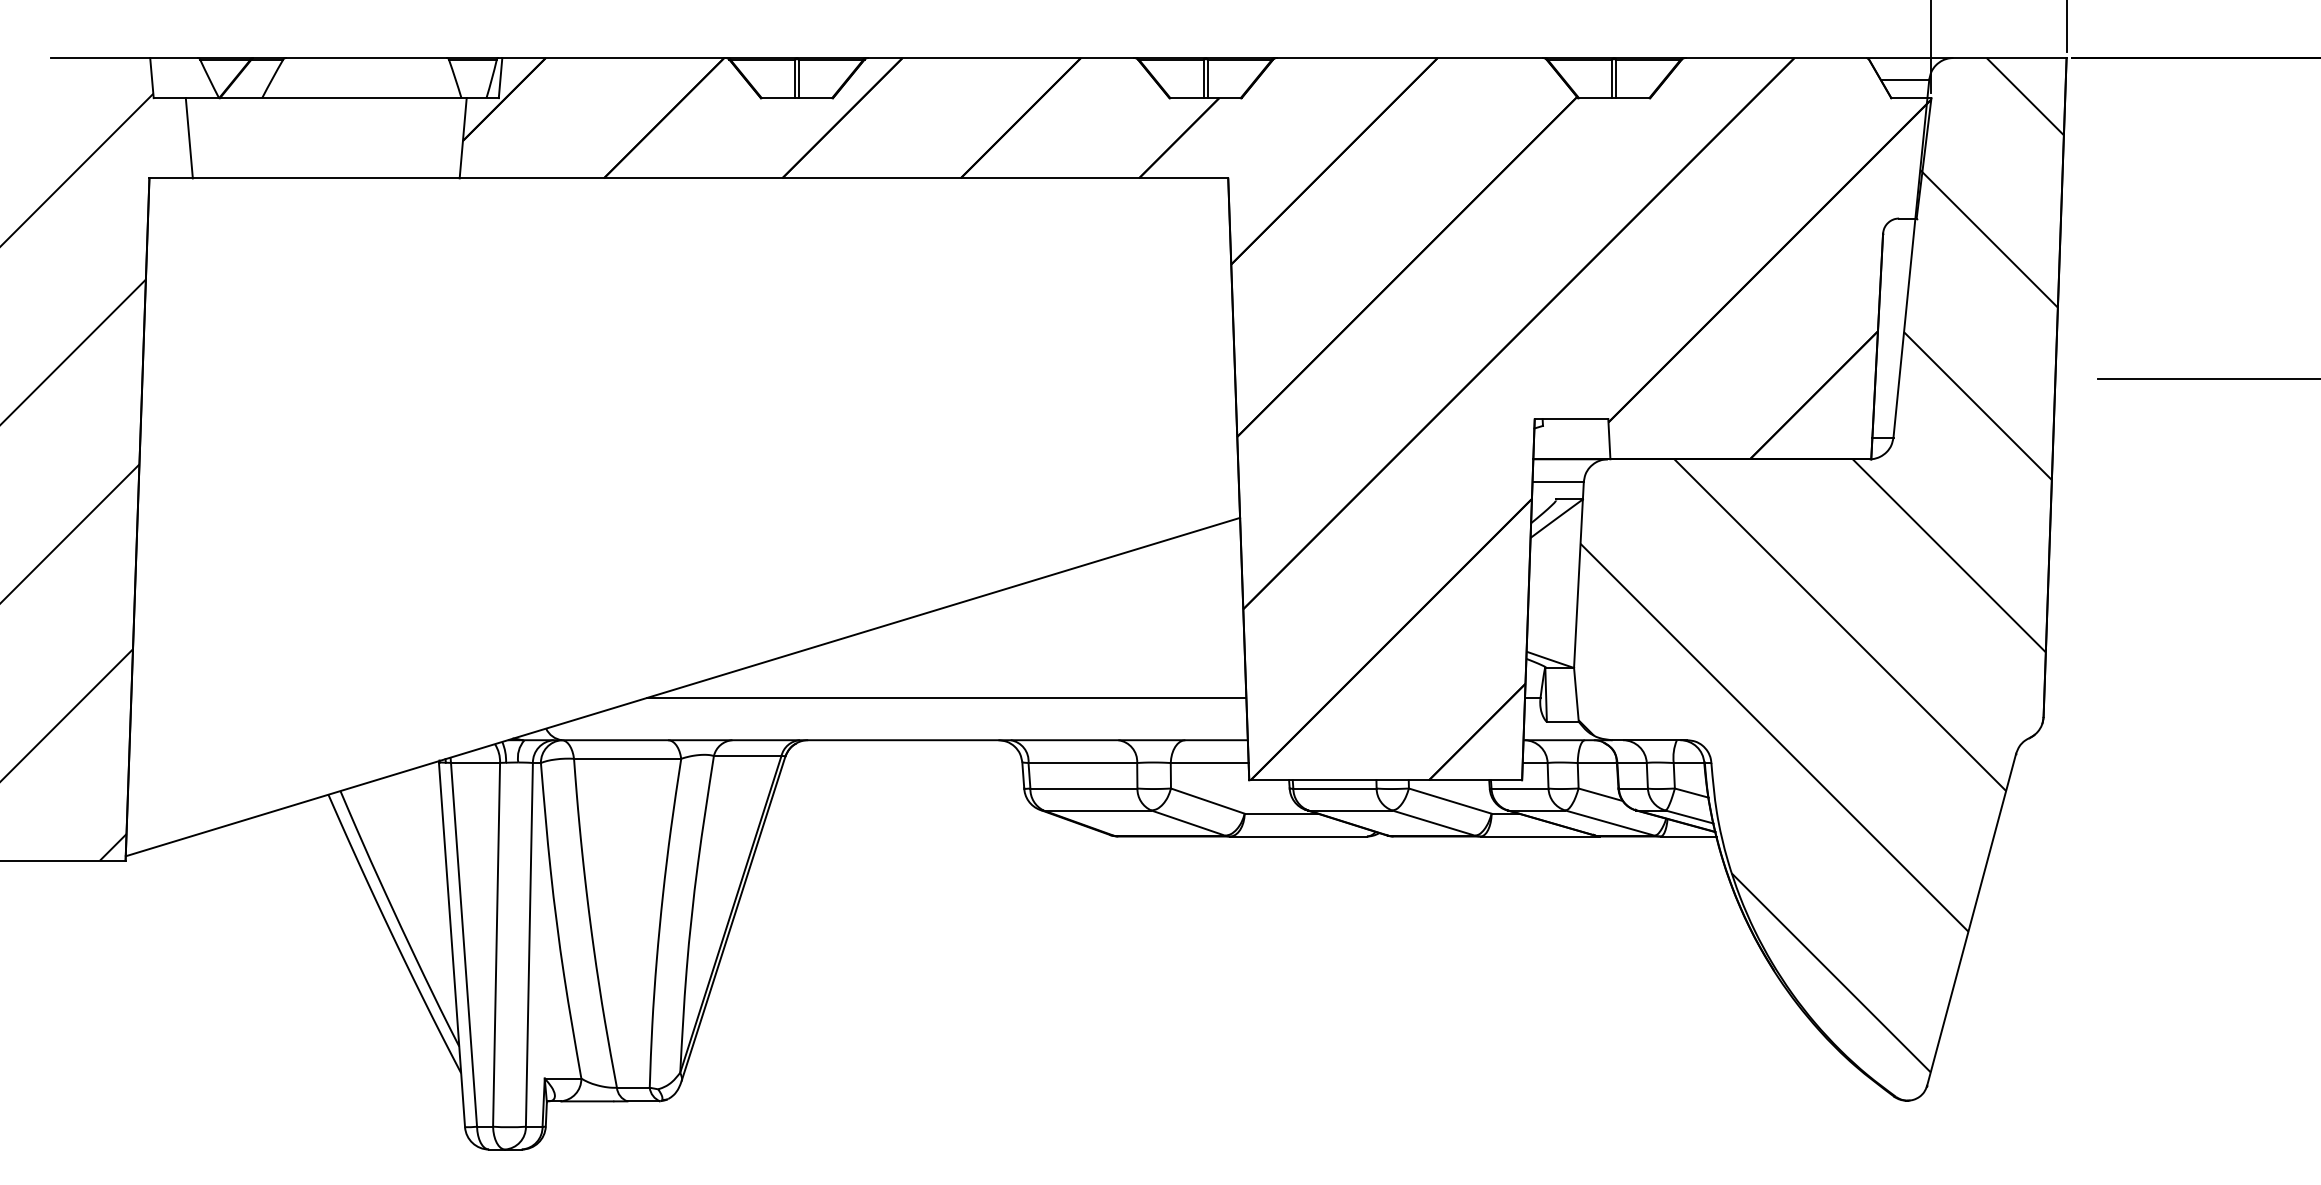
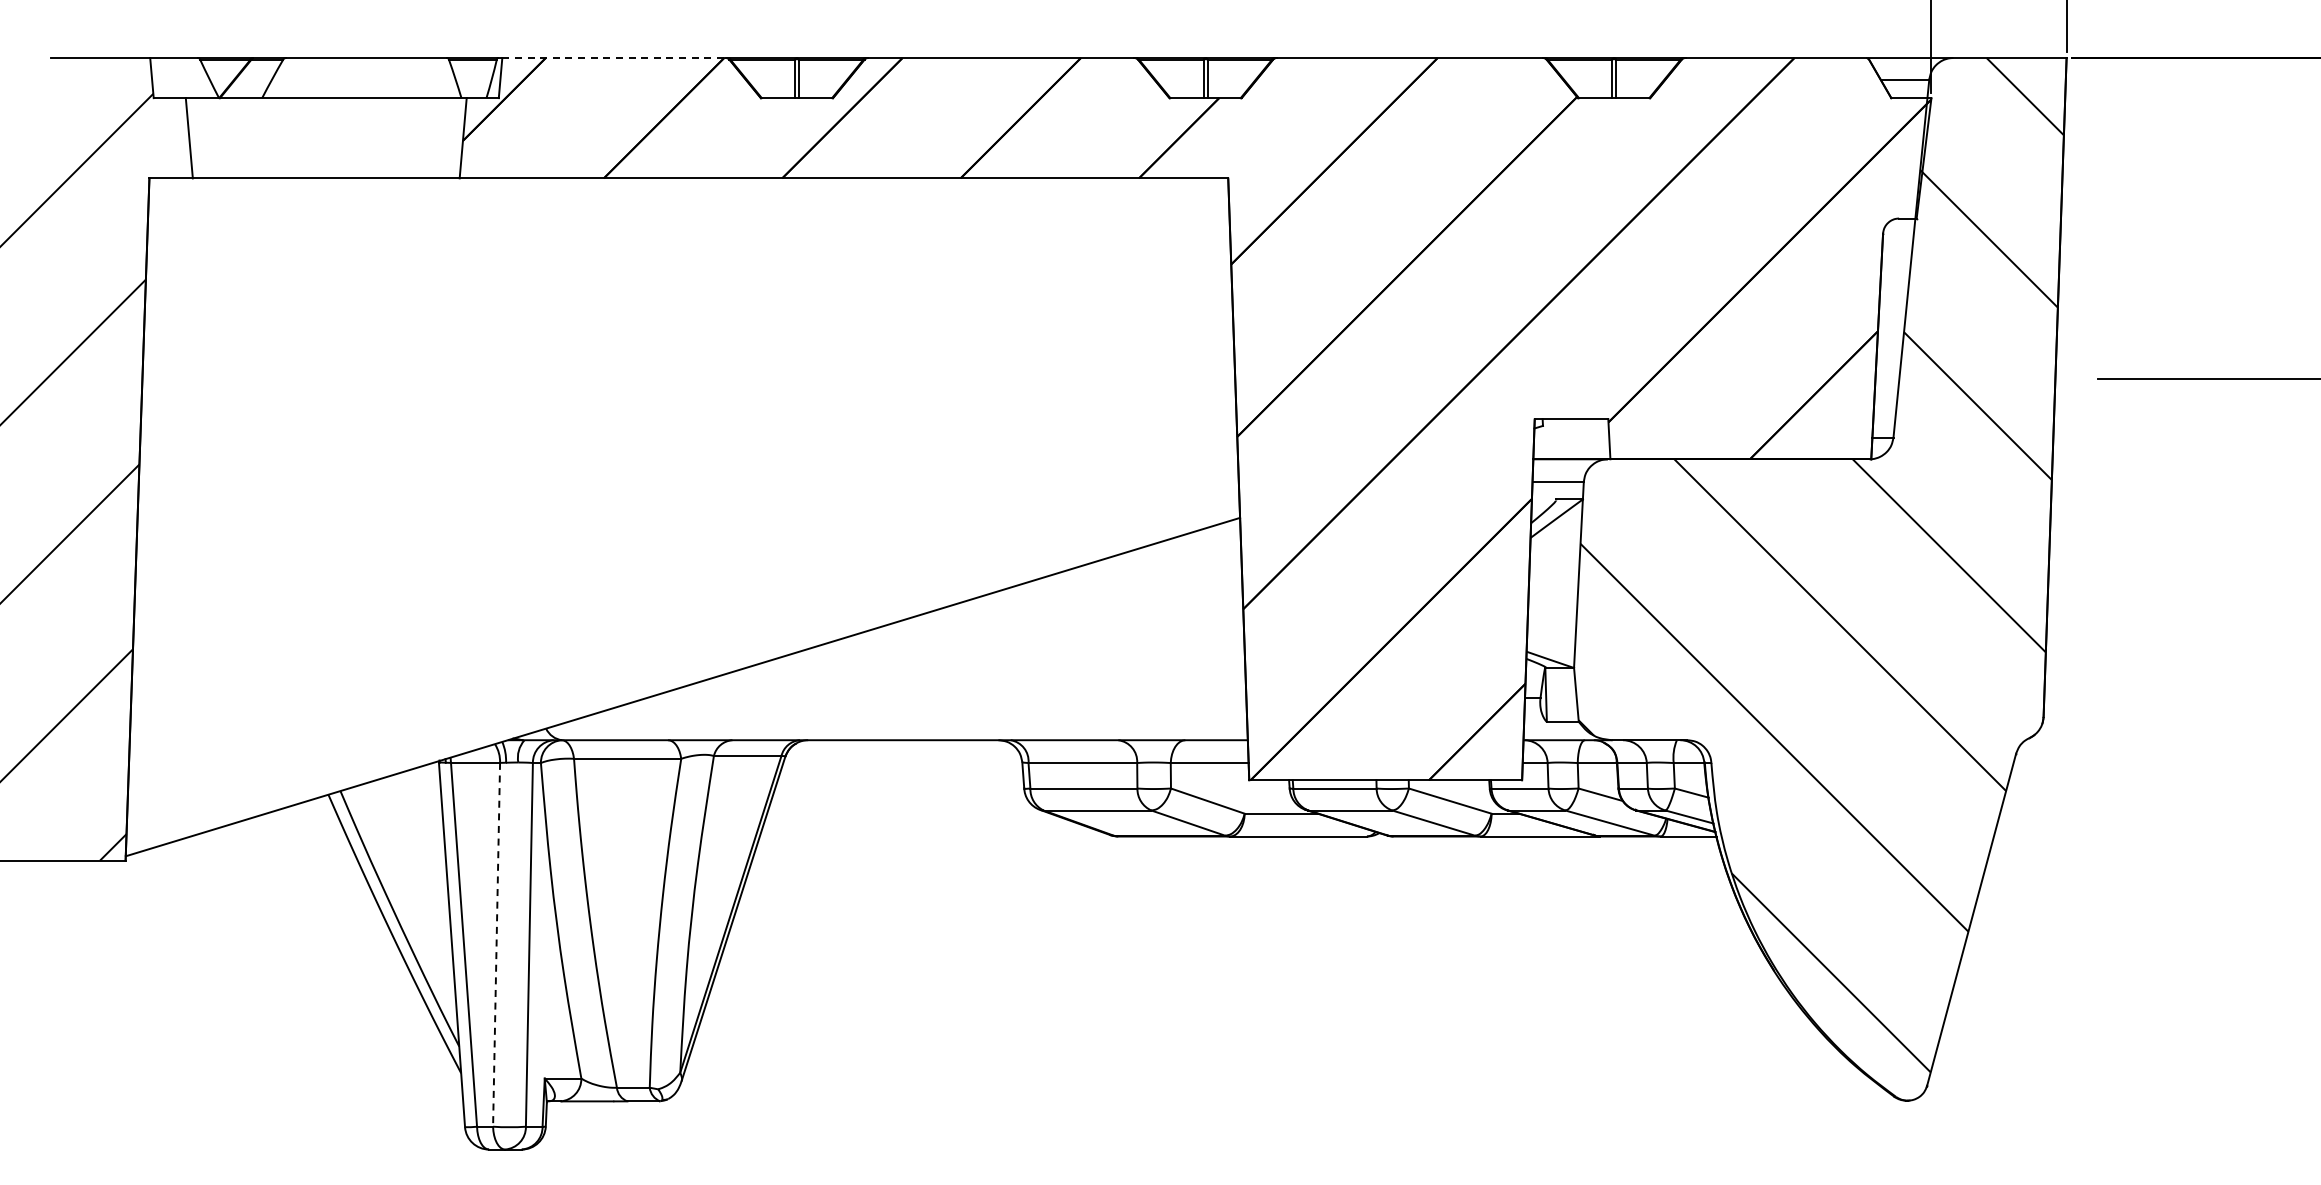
line: solid -> dashed (613, 58)
line: present -> none (946, 697)
line: solid -> dashed (496, 944)
